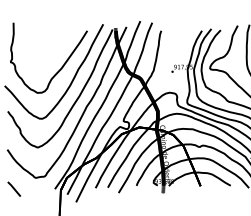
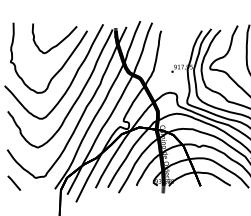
curve: none -> present (57, 43)
line position: (13, 188) -> (13, 182) (13, 182)
